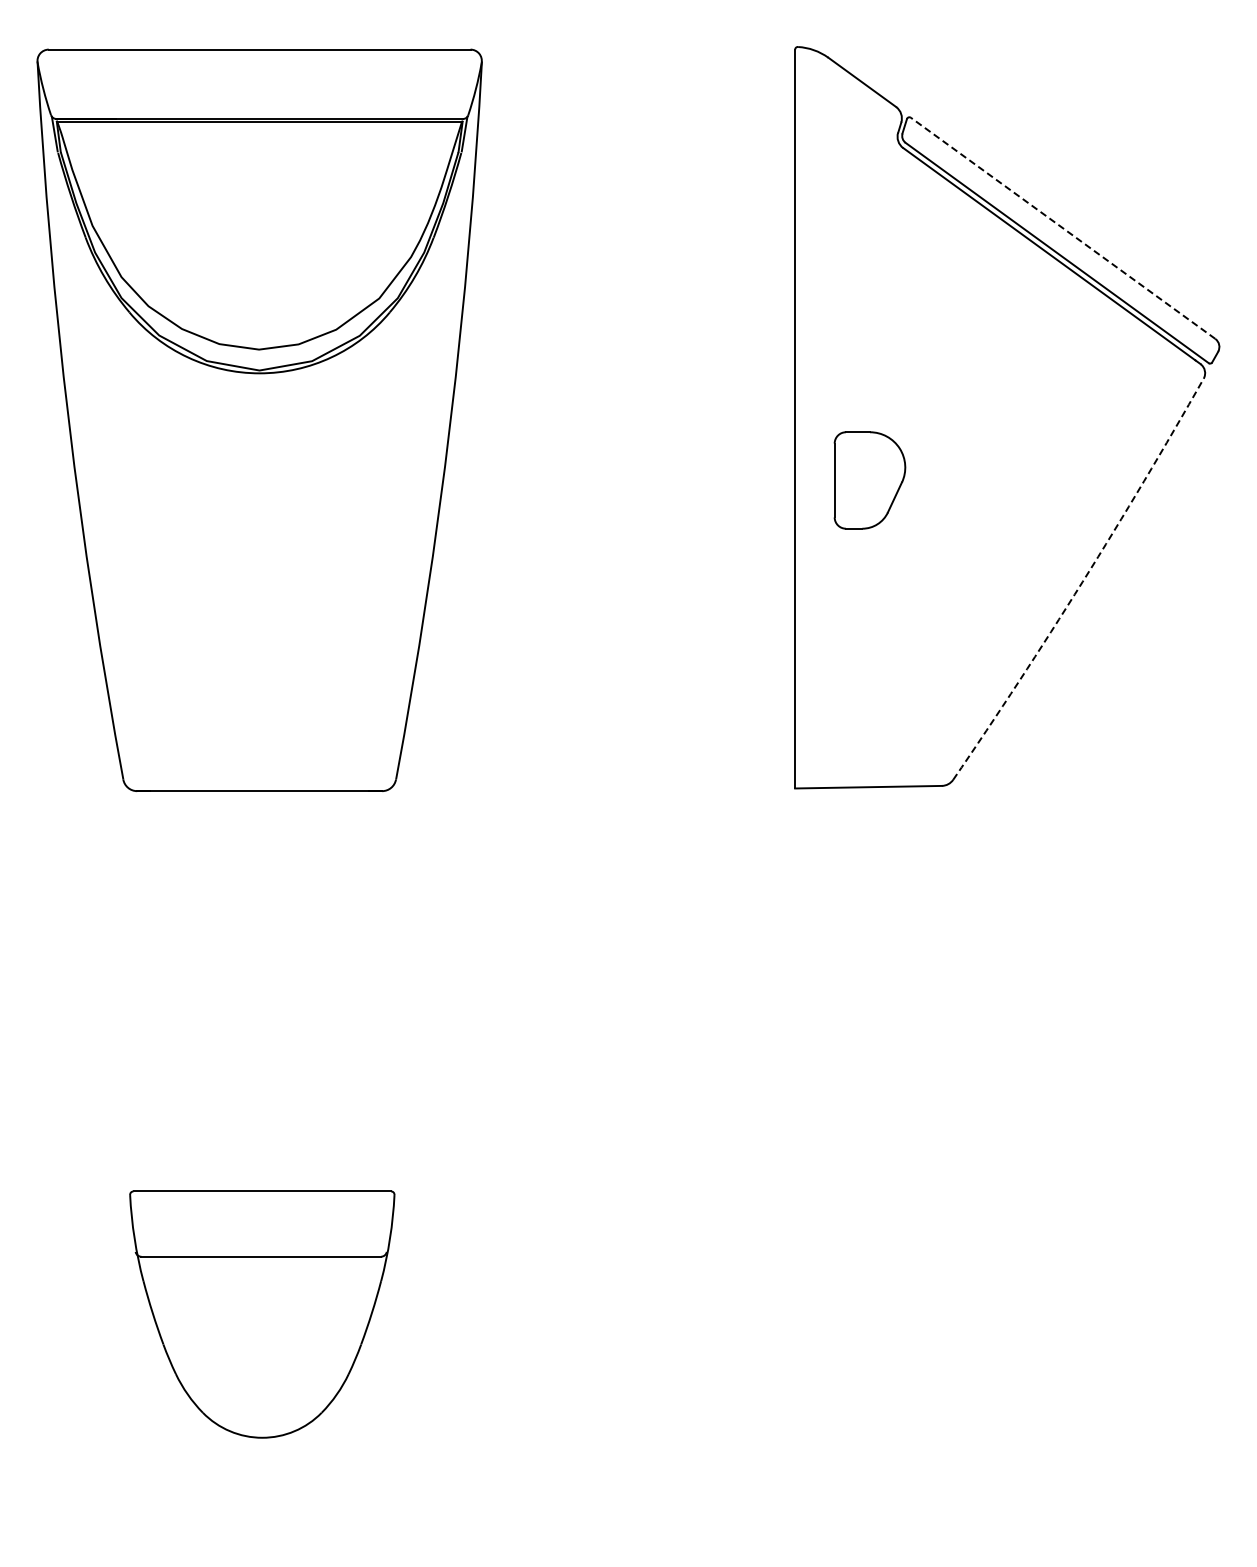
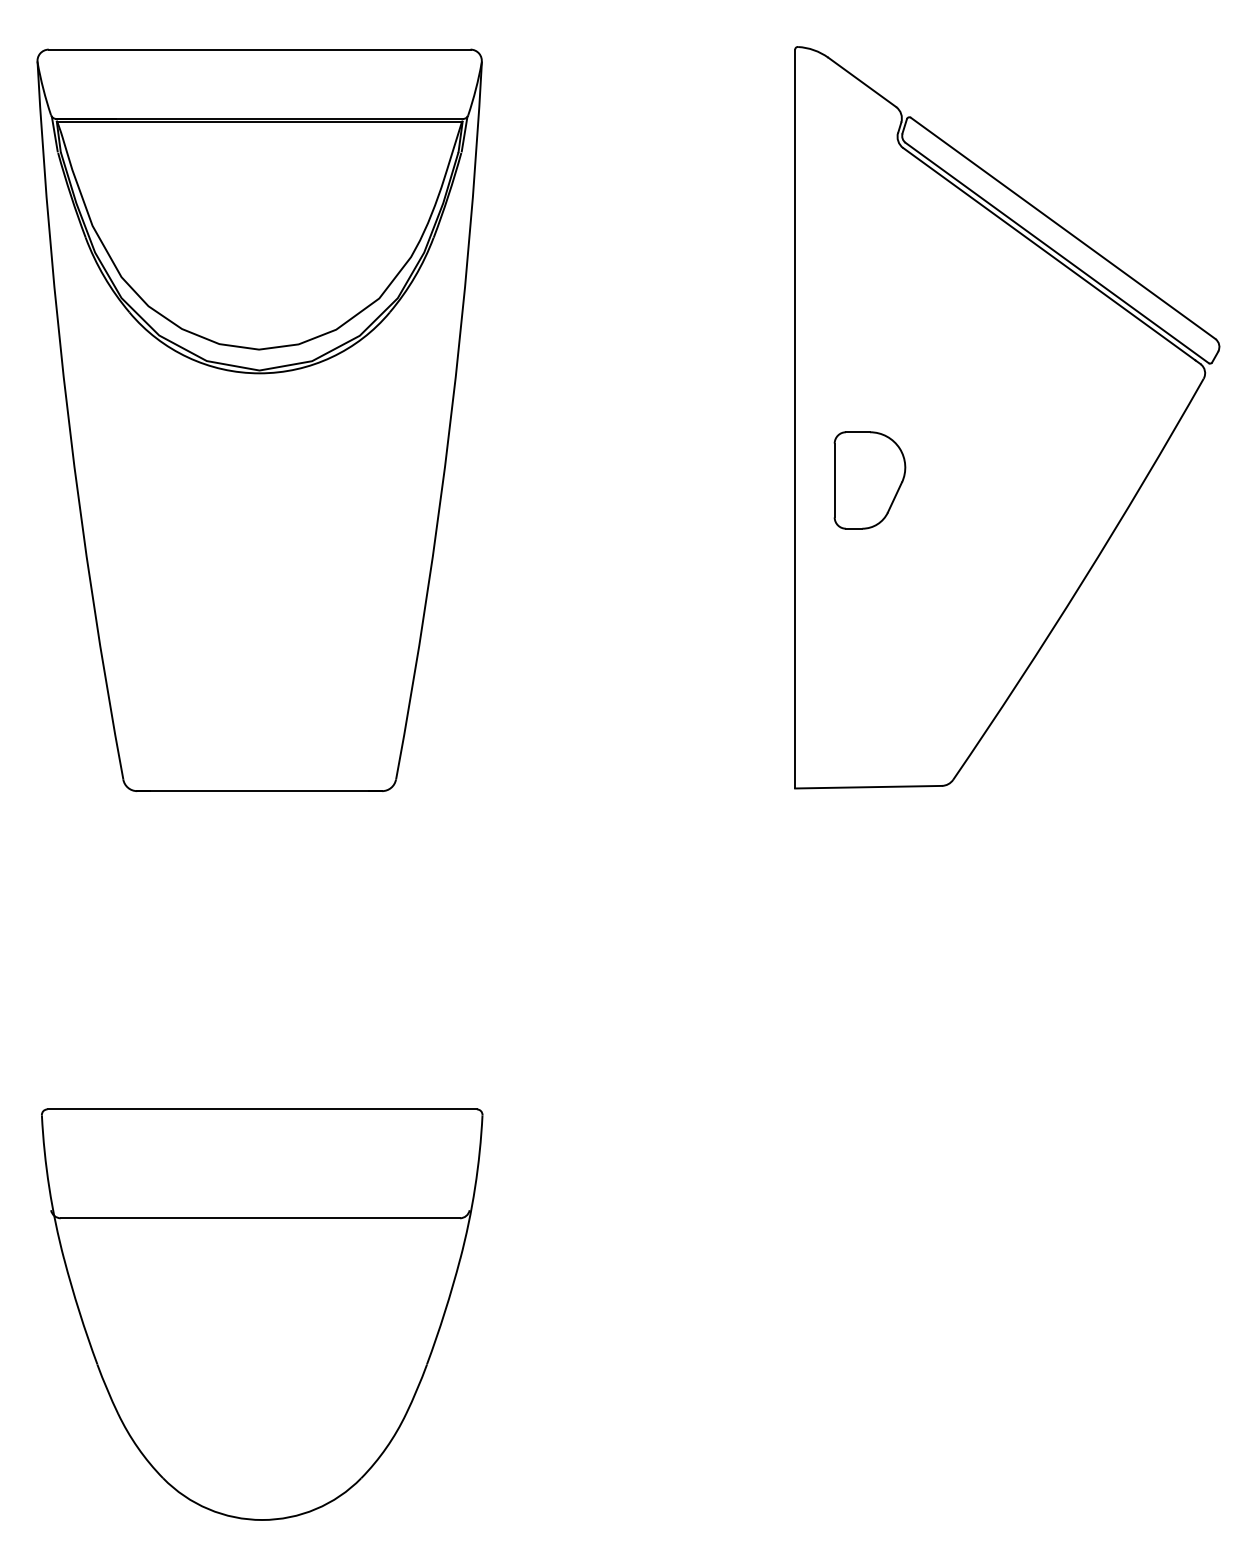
line: dashed -> solid (1062, 228)
arc: dashed -> solid (1082, 581)
part size: 267x249 px -> 443x413 px (262, 1314)
